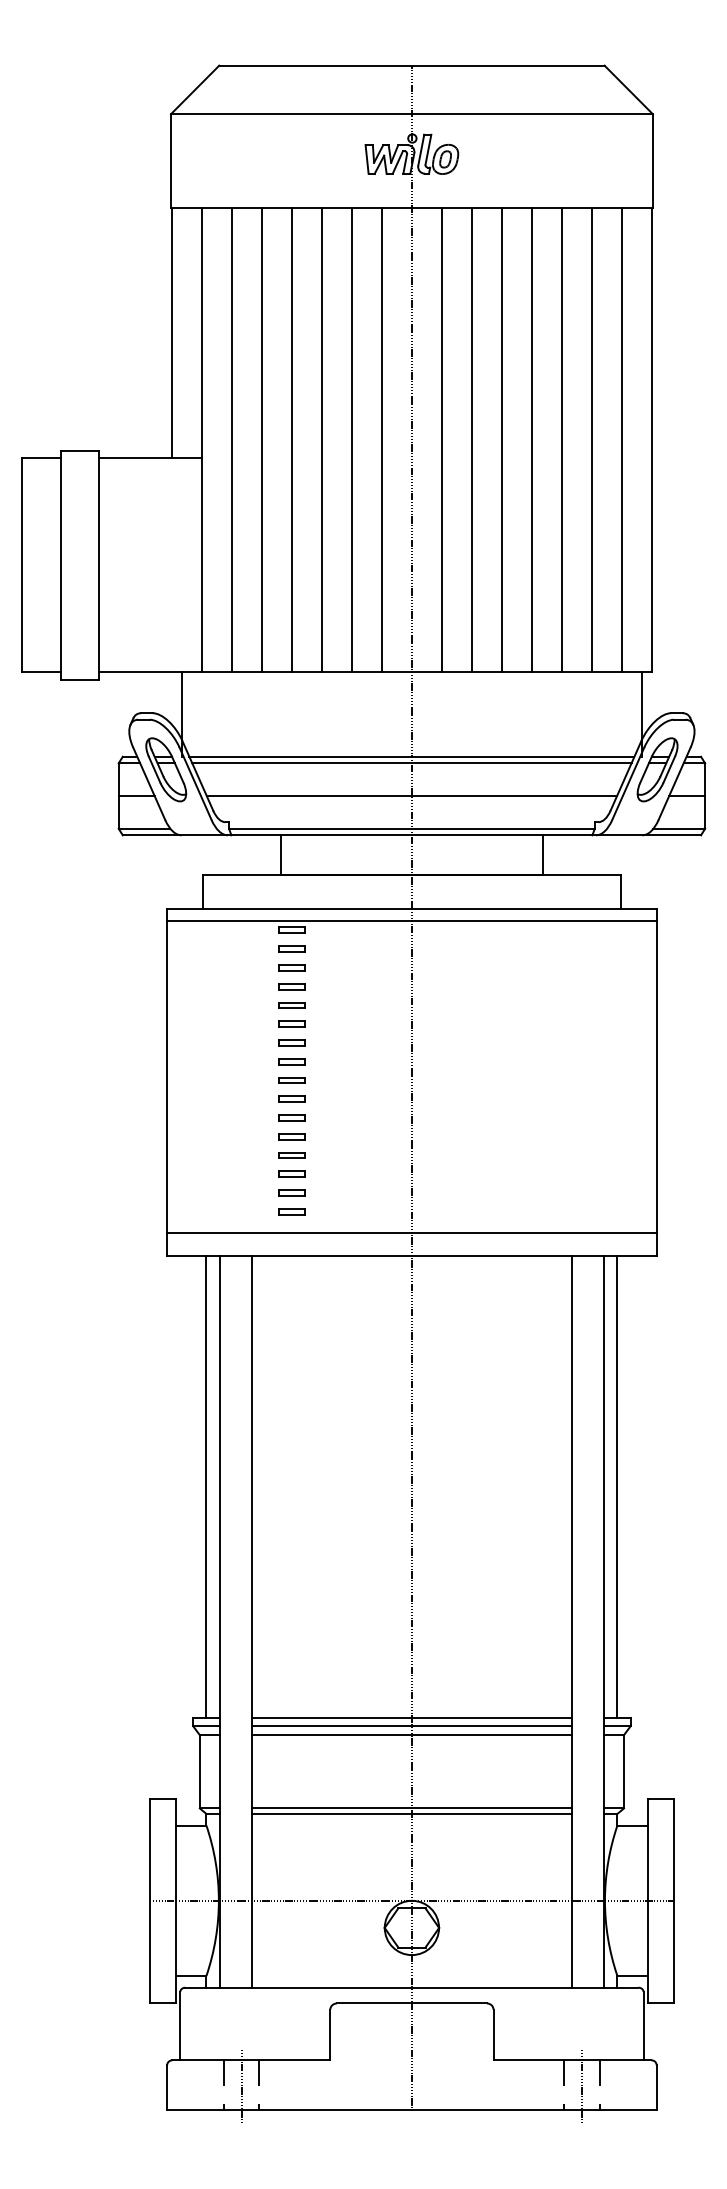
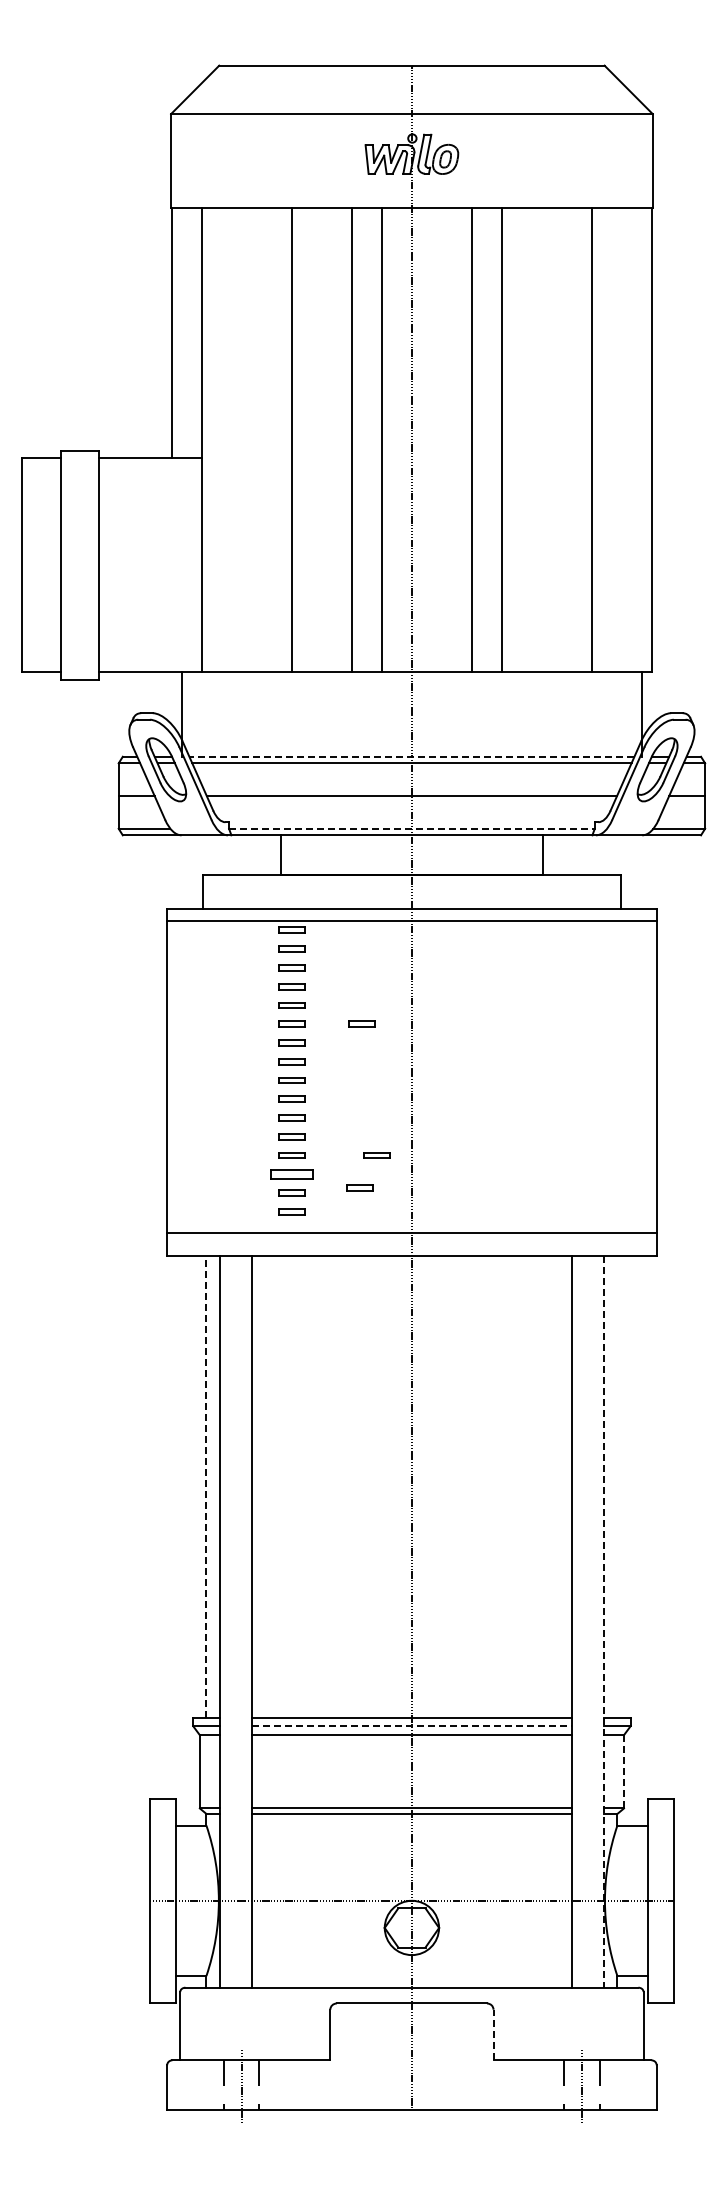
line: present -> none (231, 440)
line: present -> none (261, 440)
line: present -> none (321, 440)
line: present -> none (441, 440)
line: present -> none (531, 440)
line: present -> none (561, 440)
line: present -> none (622, 440)
line: solid -> dashed (411, 756)
line: solid -> dashed (411, 828)
part: none -> present (361, 1023)
part: none -> present (376, 1155)
part size: 28x8 px -> 44x11 px (291, 1174)
part: none -> present (359, 1187)
line: solid -> dashed (206, 1486)
line: present -> none (617, 1486)
line: solid -> dashed (603, 1621)
line: solid -> dashed (412, 1726)
line: solid -> dashed (623, 1771)
line: solid -> dashed (493, 2034)
